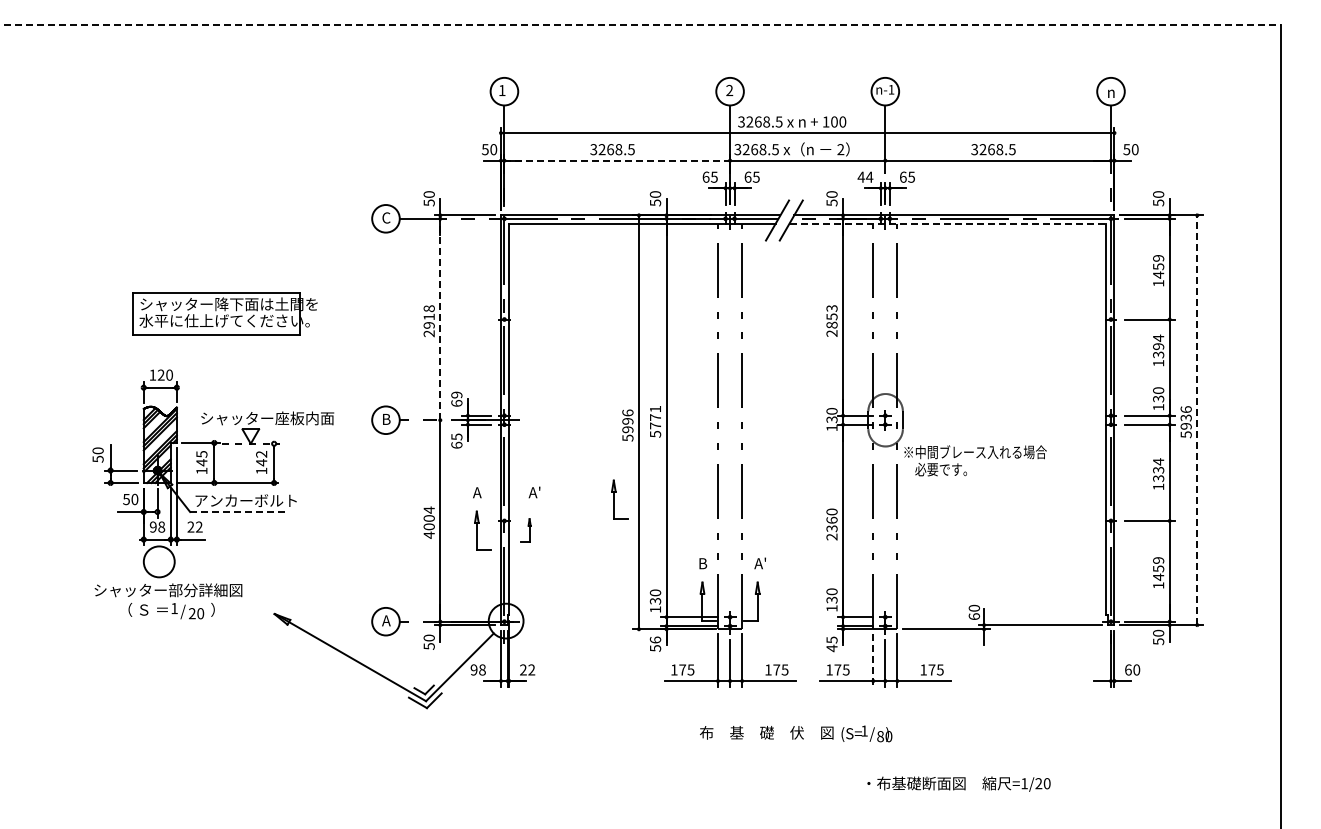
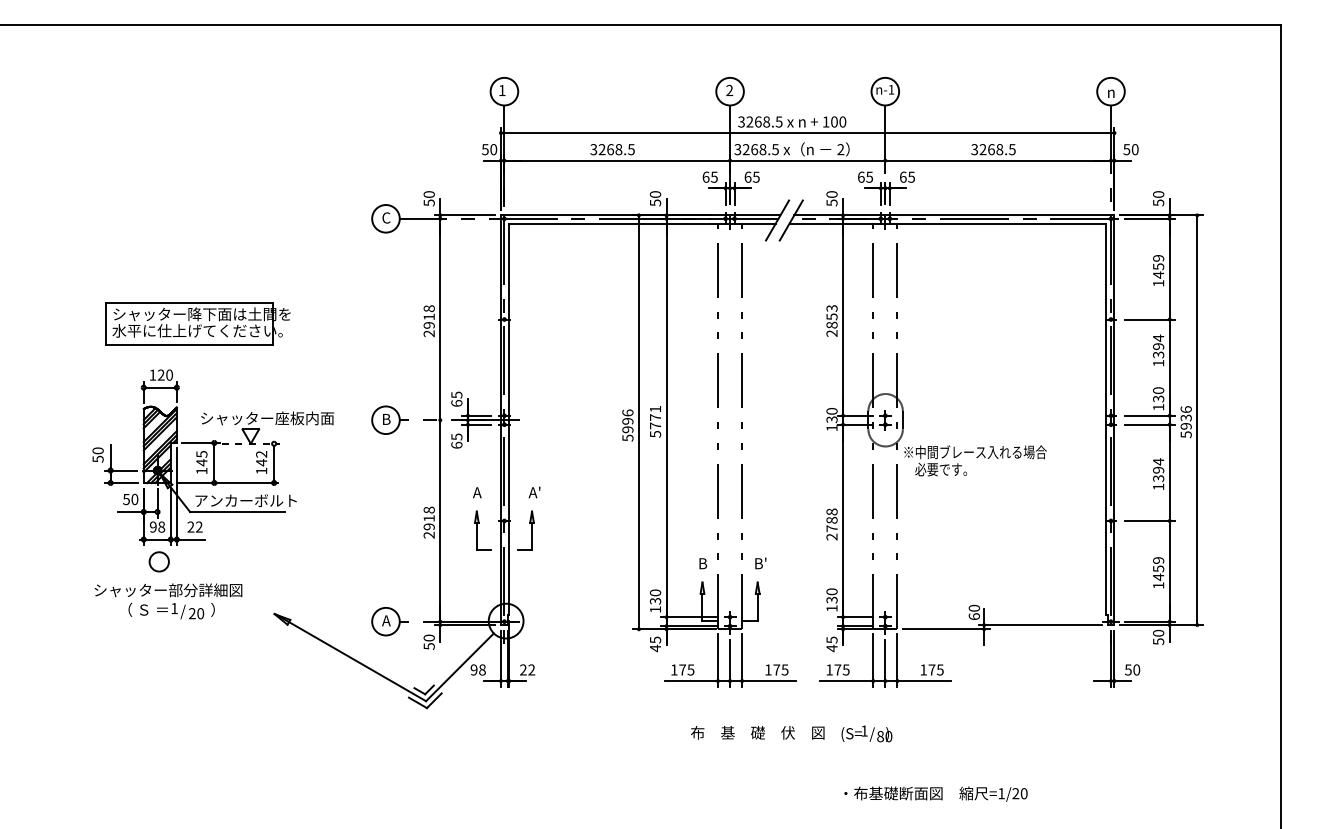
line: dashed -> solid (641, 25)
line: dashed -> solid (617, 160)
text: 44 -> 65 (865, 176)
line: dashed -> solid (948, 223)
part position: (224, 313) -> (197, 323) (197, 323)
line: dashed -> solid (440, 319)
text: 69 -> 65 (456, 394)
line: dashed -> solid (1197, 419)
text: 1334 -> 1394 (1158, 469)
part: present -> none (619, 499)
line: dashed -> solid (237, 511)
text: 2360 -> 2788 (831, 520)
text: 4004 -> 2918 (428, 522)
part size: 12x25 px -> 18x41 px (525, 530)
circle diameter: 31 px -> 19 px (158, 561)
text: A' -> B' (760, 563)
text: 56 -> 45 (655, 644)
line: dashed -> solid (873, 660)
text: 60 -> 50 (1127, 669)
text position: (766, 732) -> (757, 732) (757, 732)
text position: (958, 783) -> (935, 793) (935, 793)
